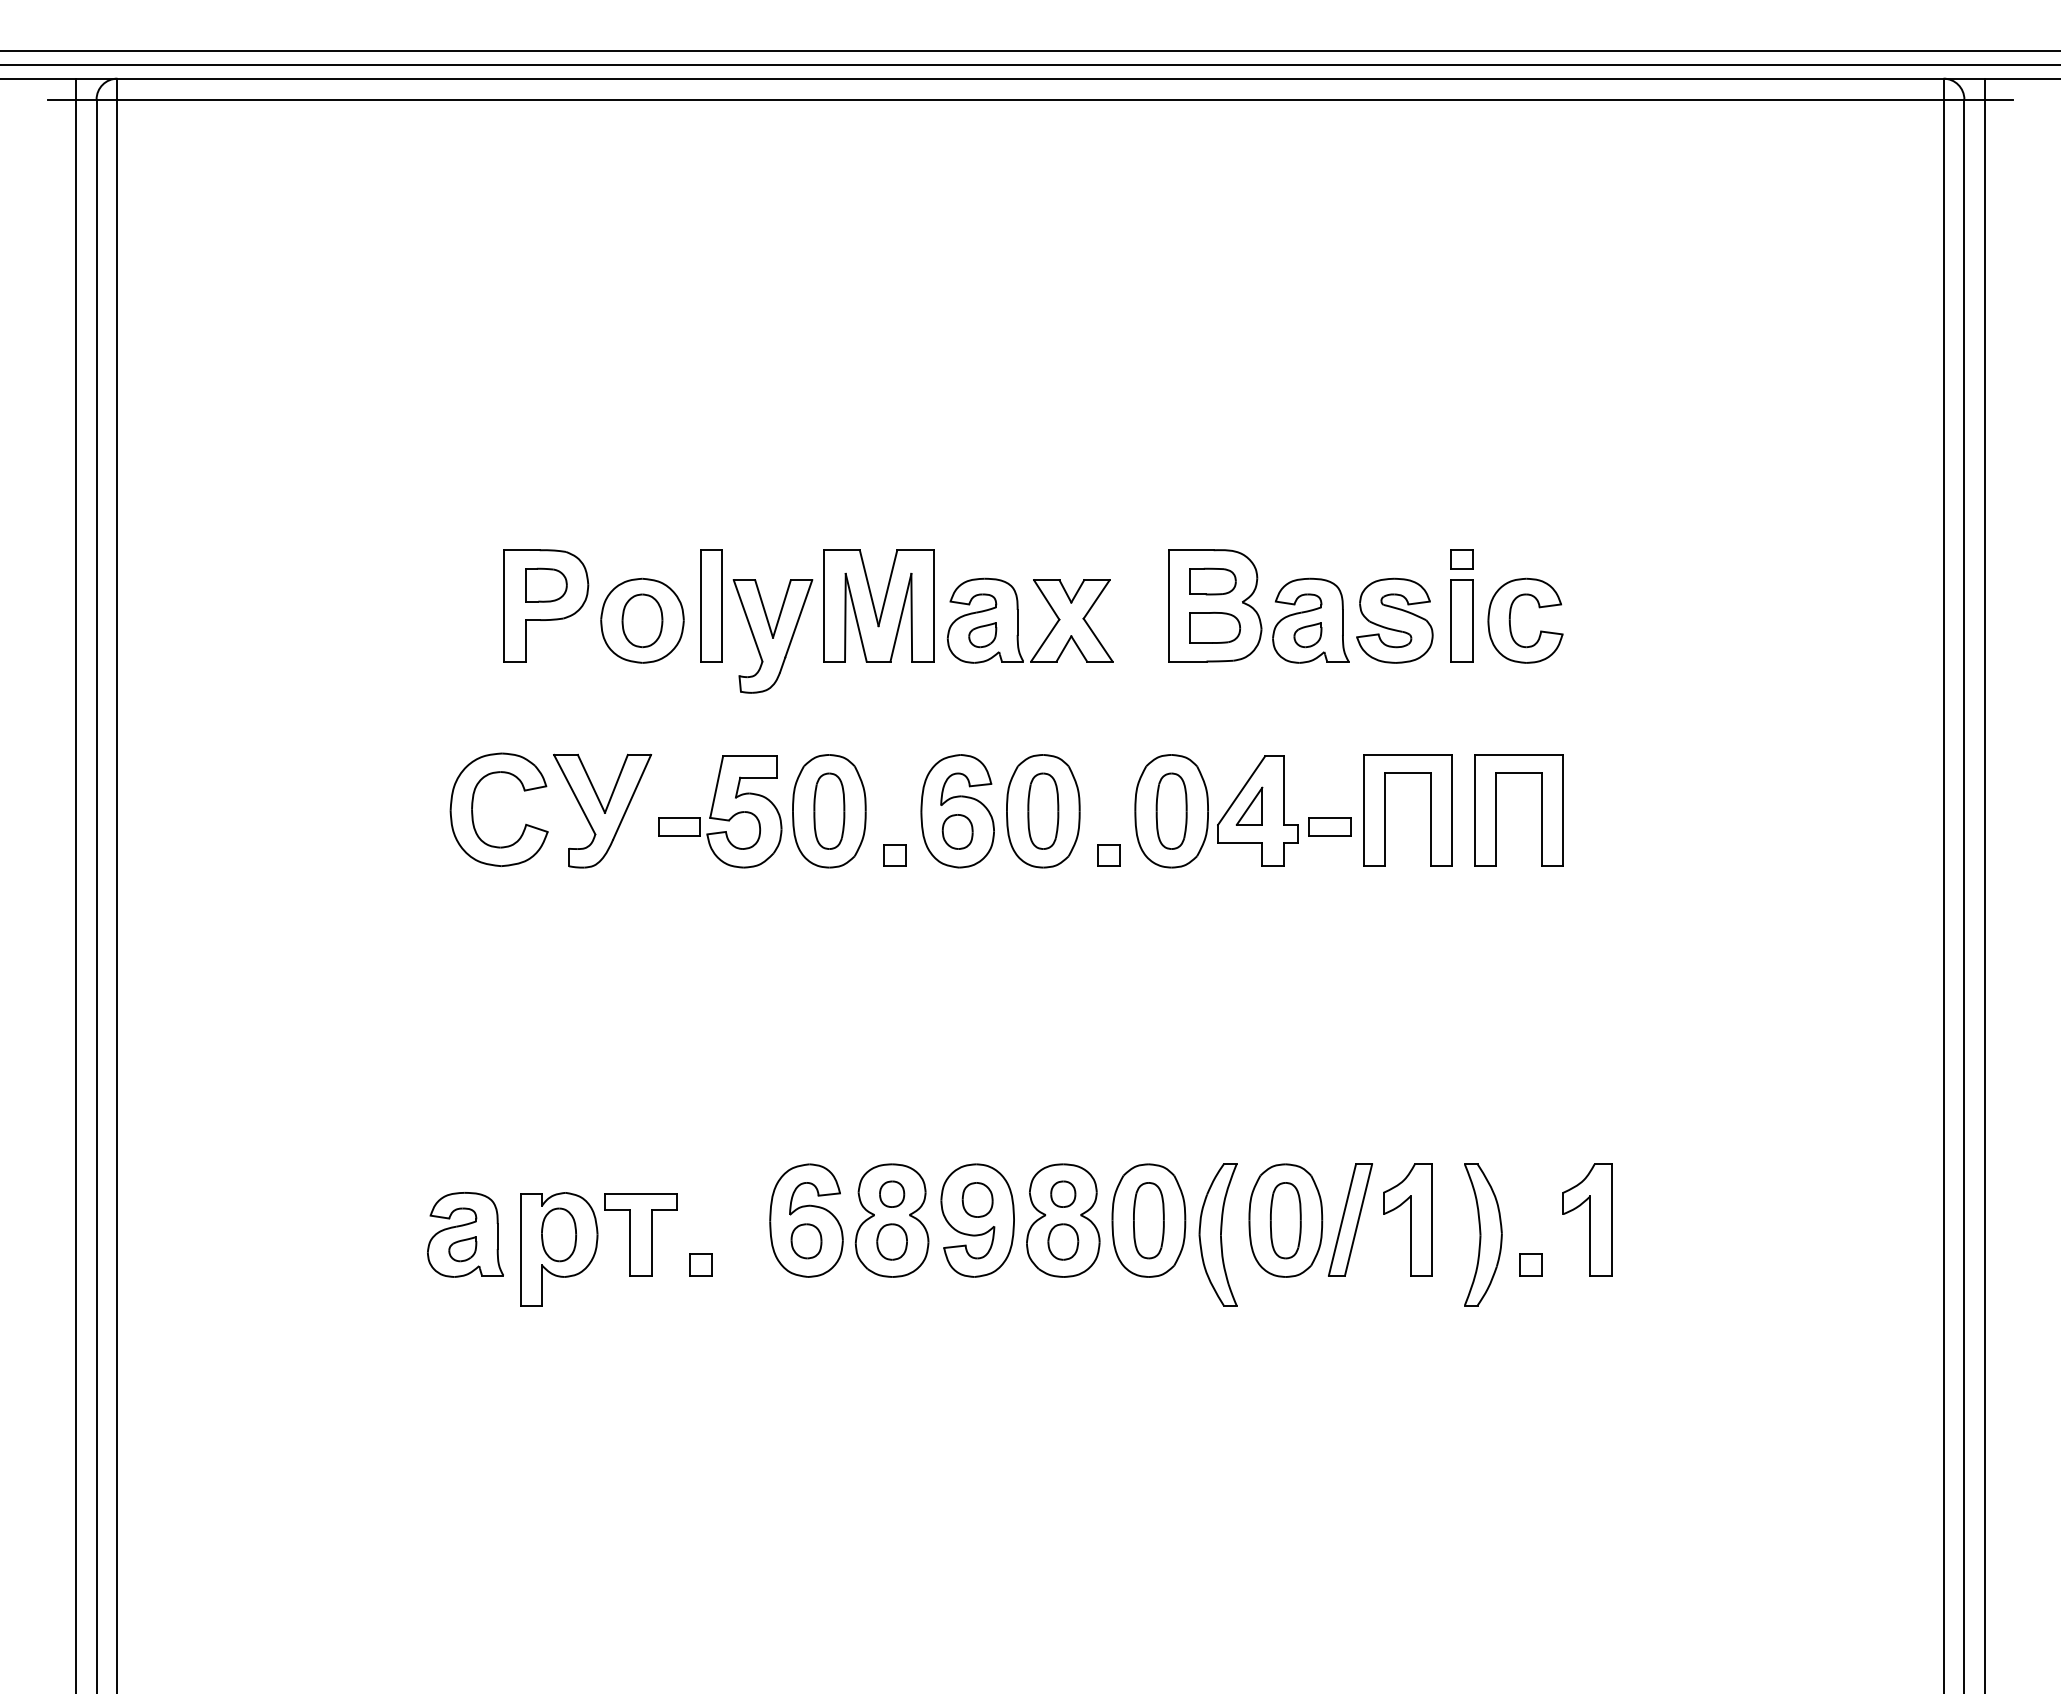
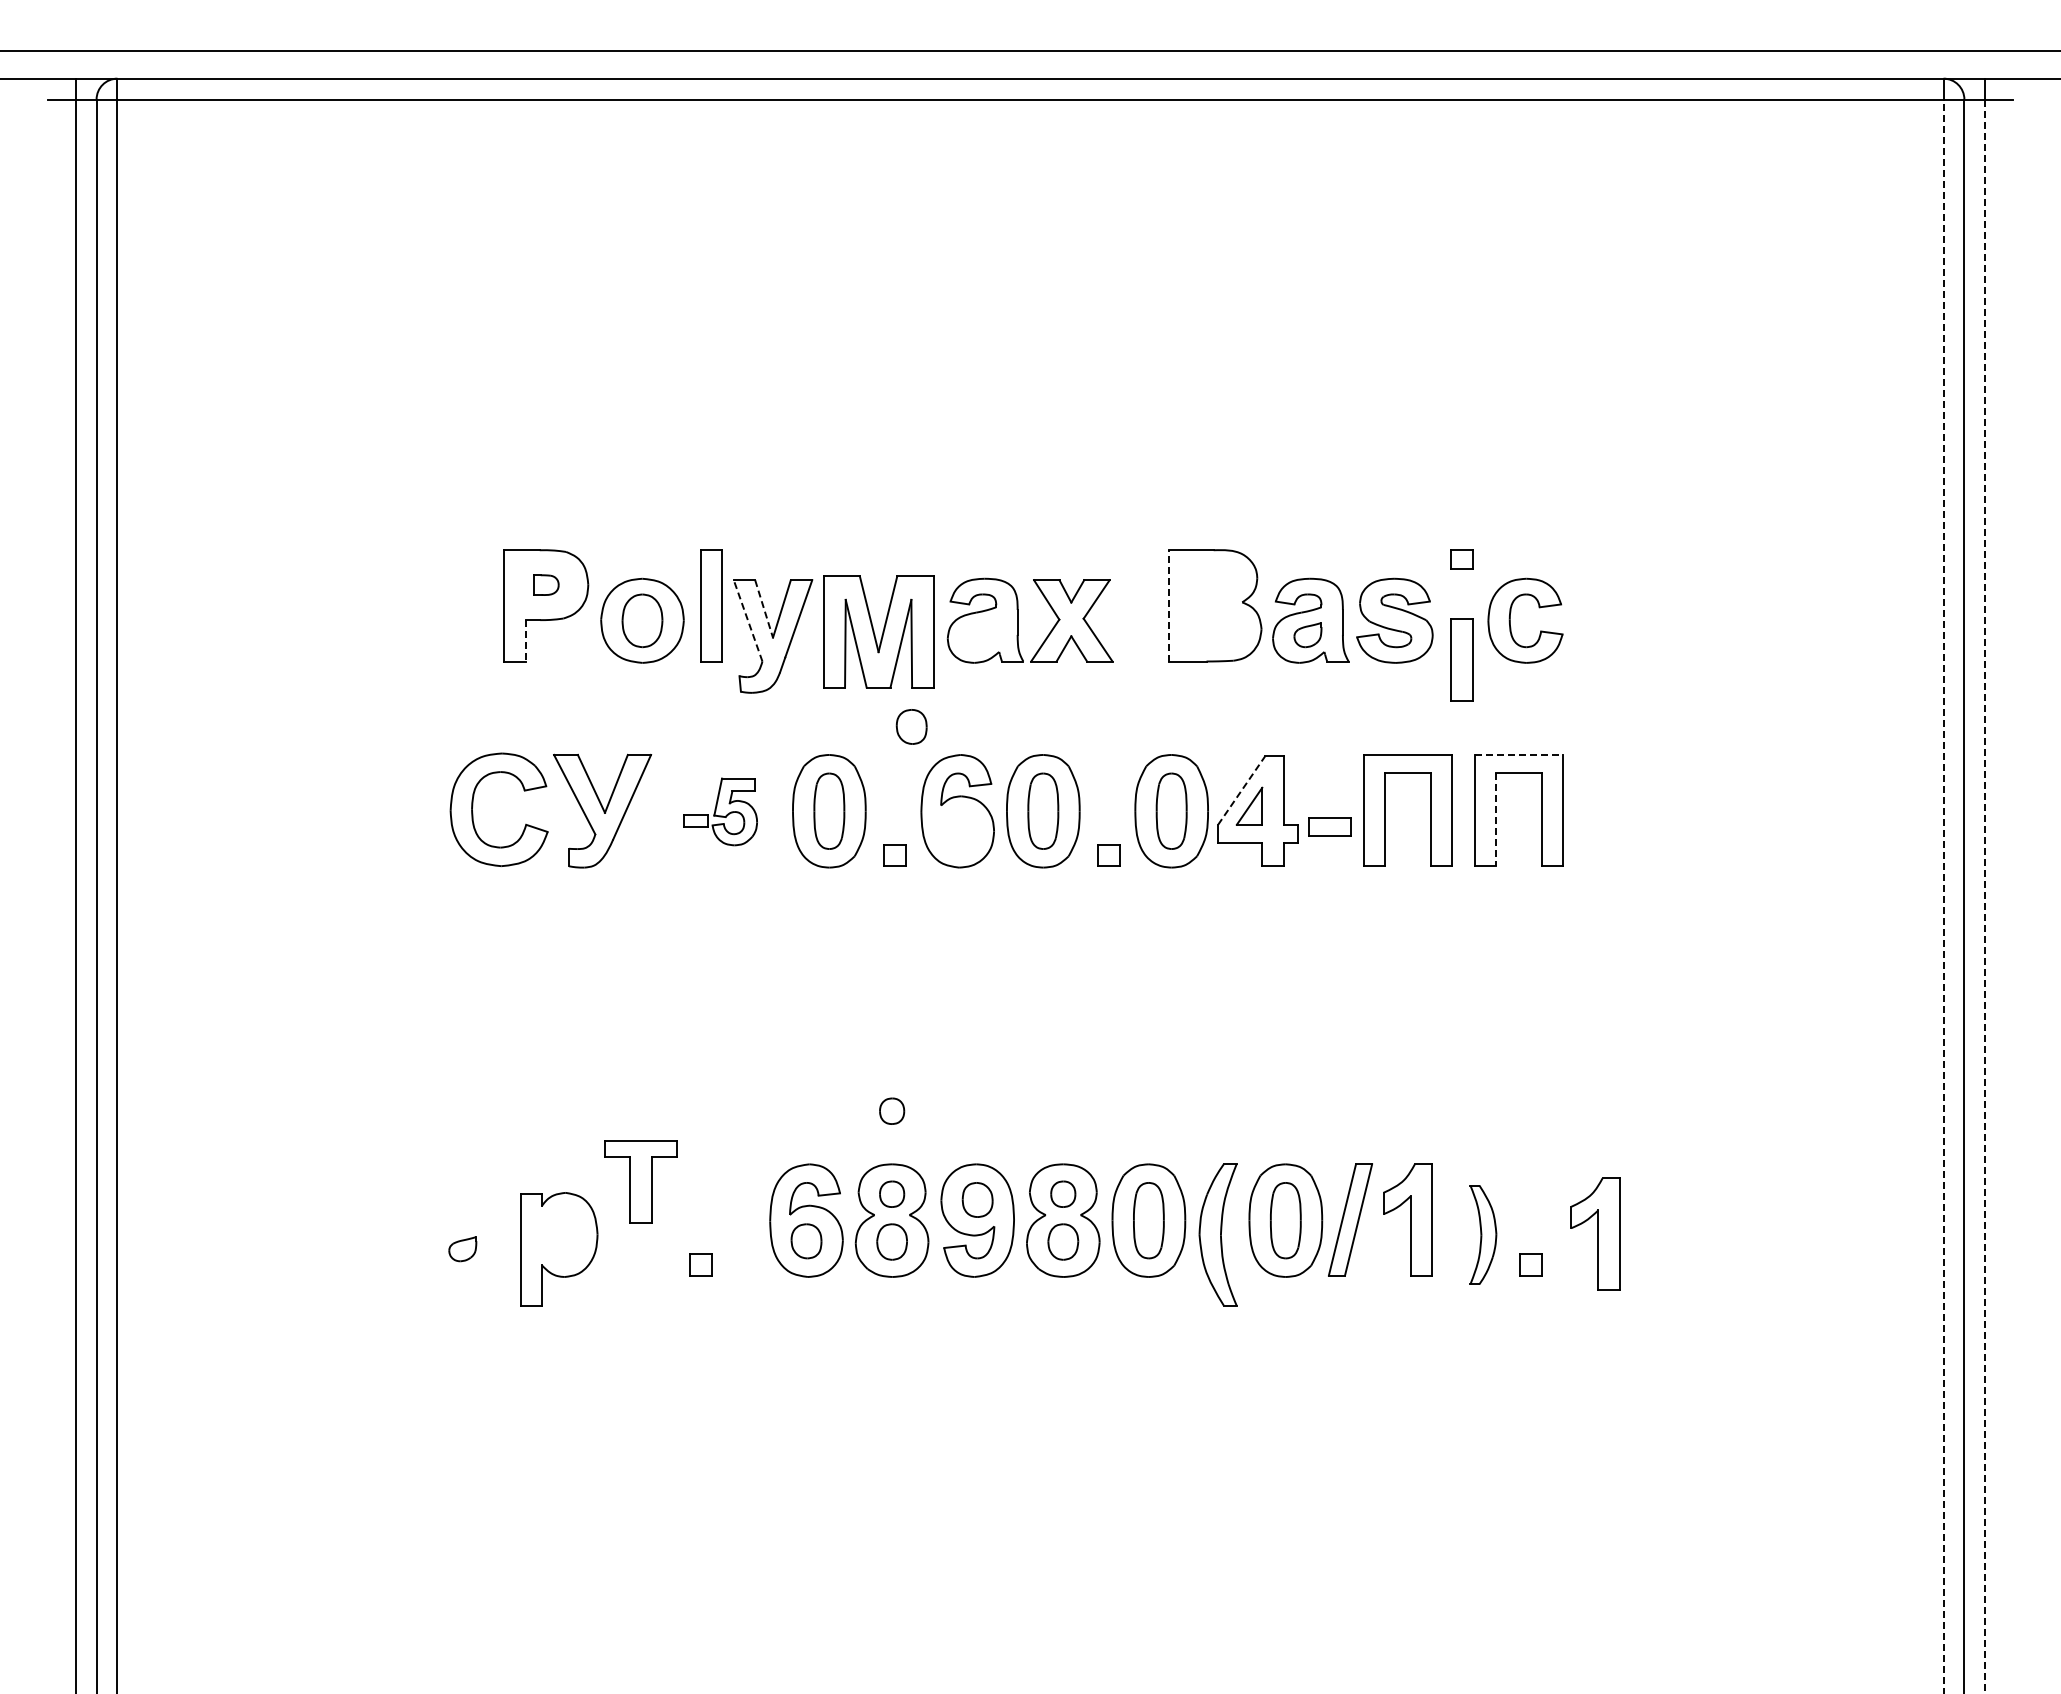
line: present -> none (1029, 64)
part: present -> none (1212, 581)
part size: 43x36 px -> 27x22 px (546, 584)
part position: (878, 605) -> (878, 631) (878, 631)
line: solid -> dashed (1168, 605)
line: solid -> dashed (764, 609)
line: solid -> dashed (747, 620)
part position: (1461, 620) -> (1461, 659) (1461, 659)
part: present -> none (1215, 627)
part: present -> none (982, 635)
line: solid -> dashed (525, 640)
line: solid -> dashed (1519, 754)
line: solid -> dashed (1241, 790)
part size: 125x114 px -> 75x70 px (720, 811)
line: solid -> dashed (1496, 820)
part position: (957, 831) -> (911, 726) (911, 726)
line: solid -> dashed (1943, 896)
line: solid -> dashed (1985, 896)
part: none -> present (892, 1110)
part position: (1587, 1219) -> (1595, 1233) (1595, 1233)
part: present -> none (465, 1234)
part: present -> none (559, 1234)
part position: (640, 1234) -> (640, 1181) (640, 1181)
part size: 39x144 px -> 29x100 px (1483, 1234)
